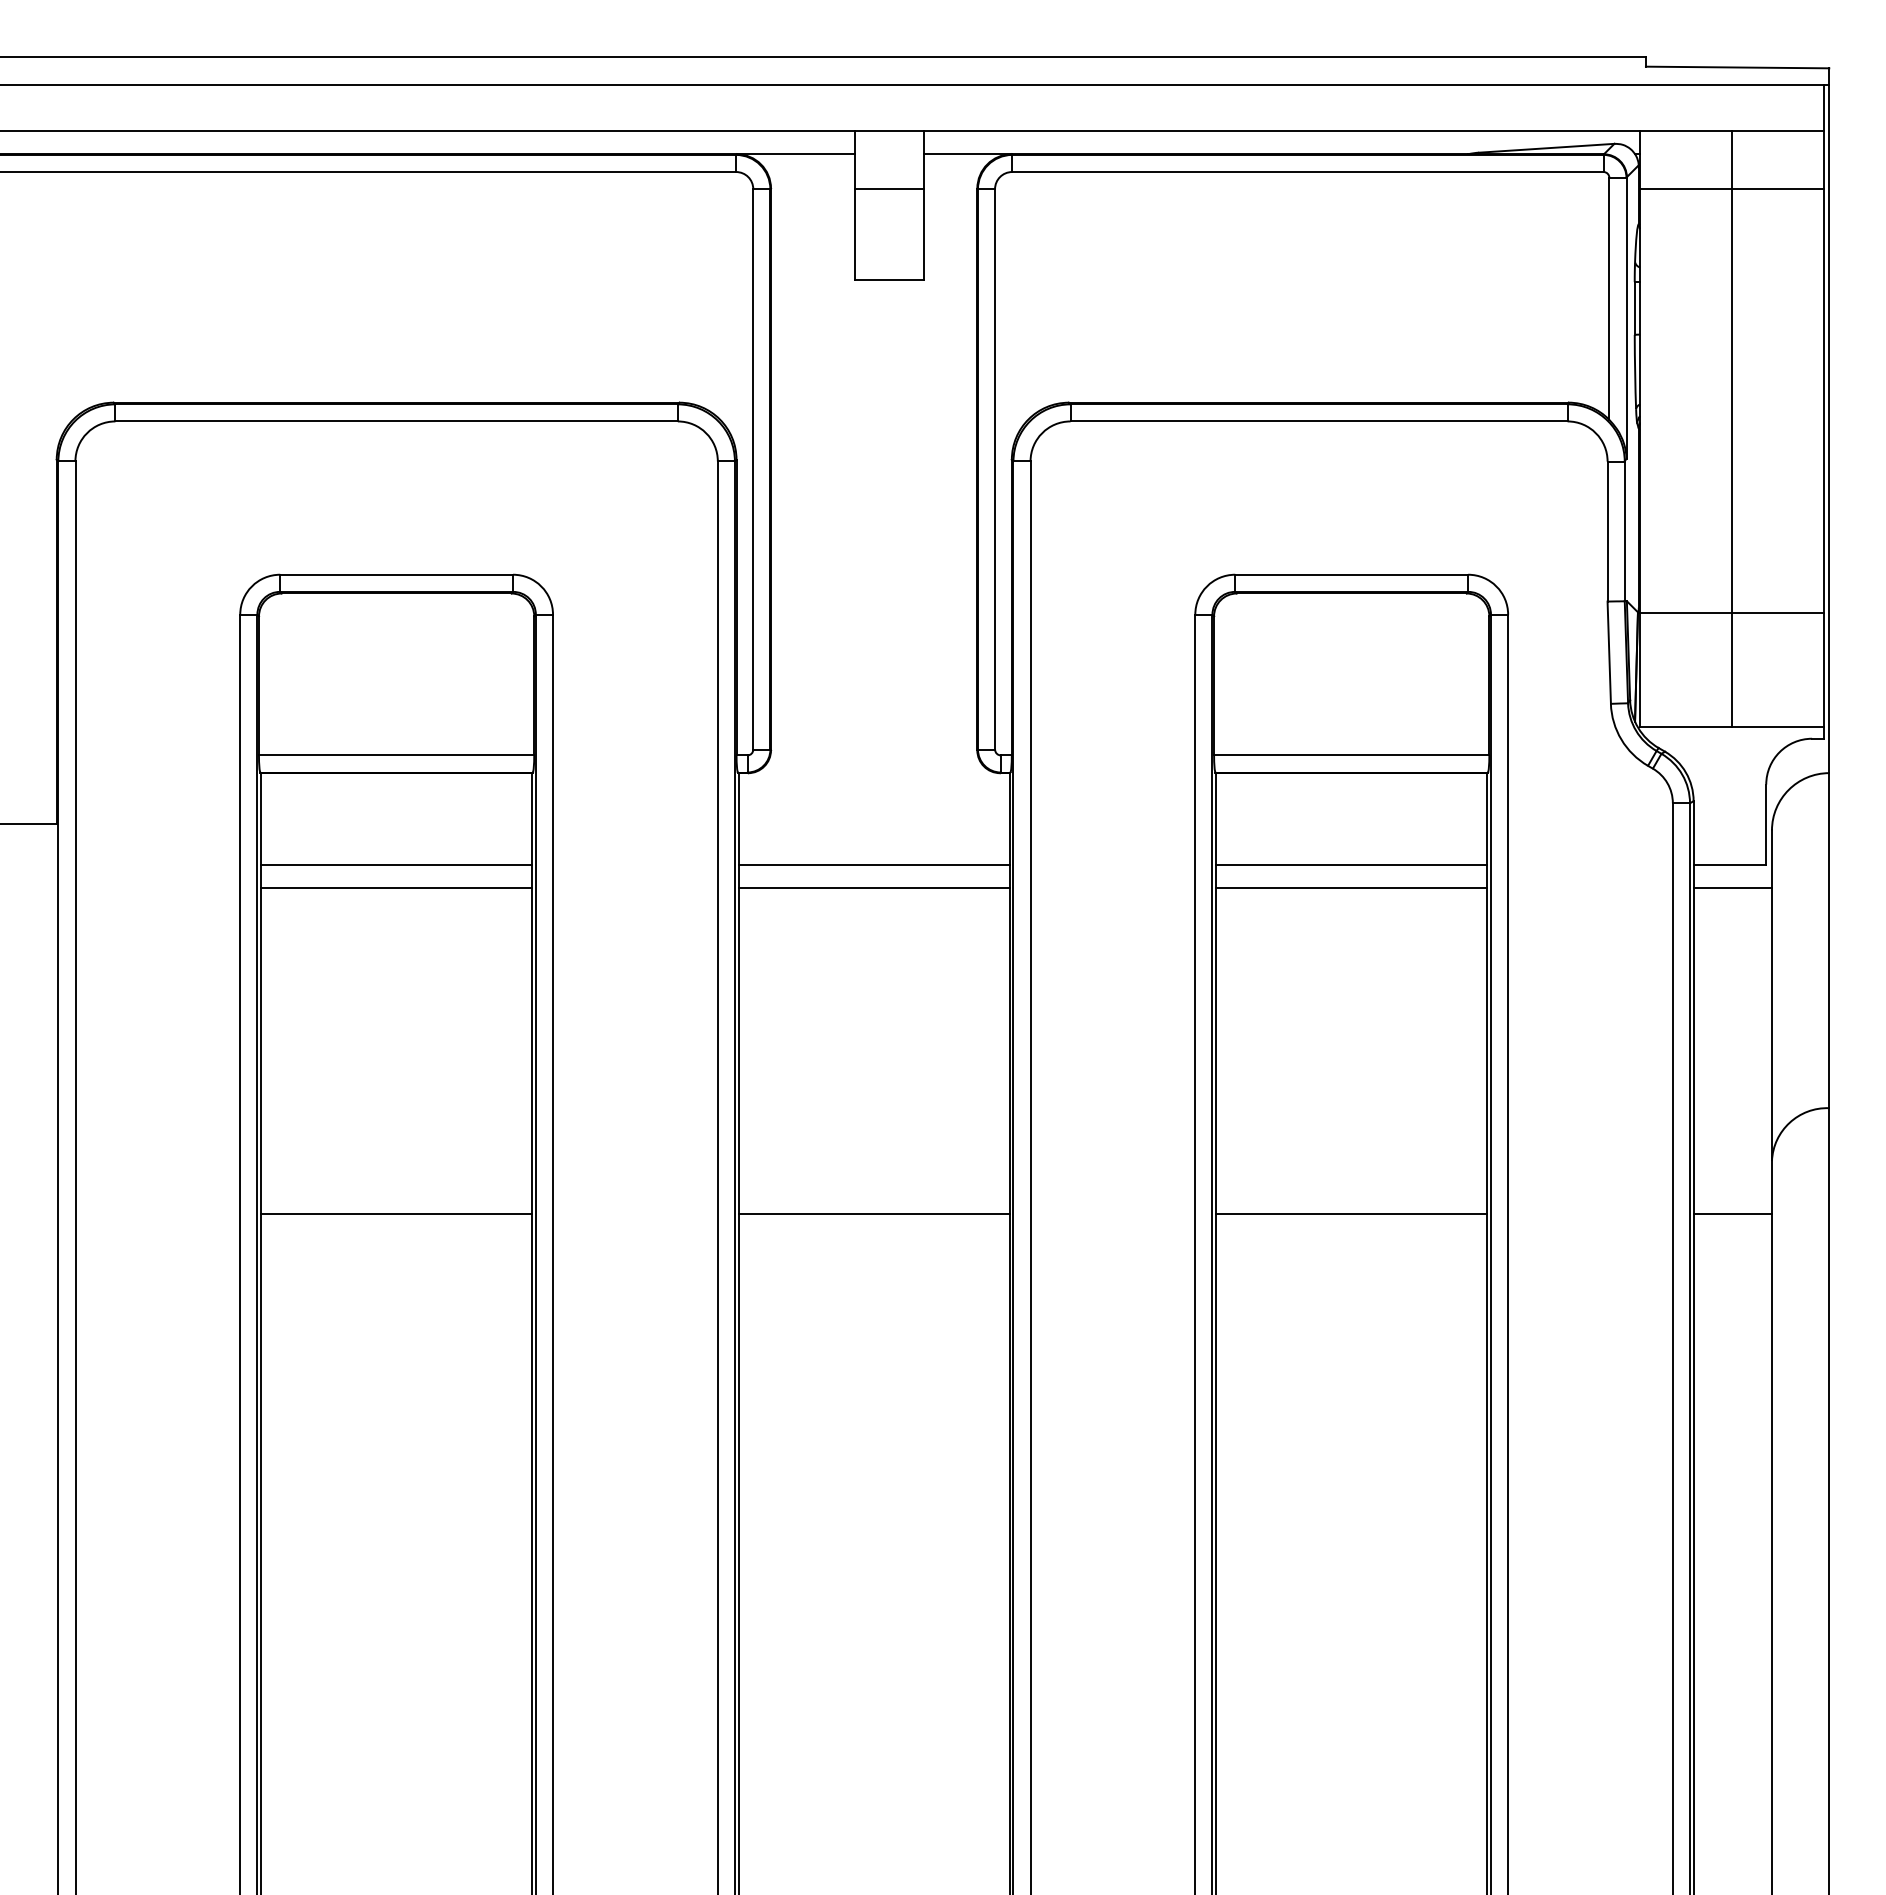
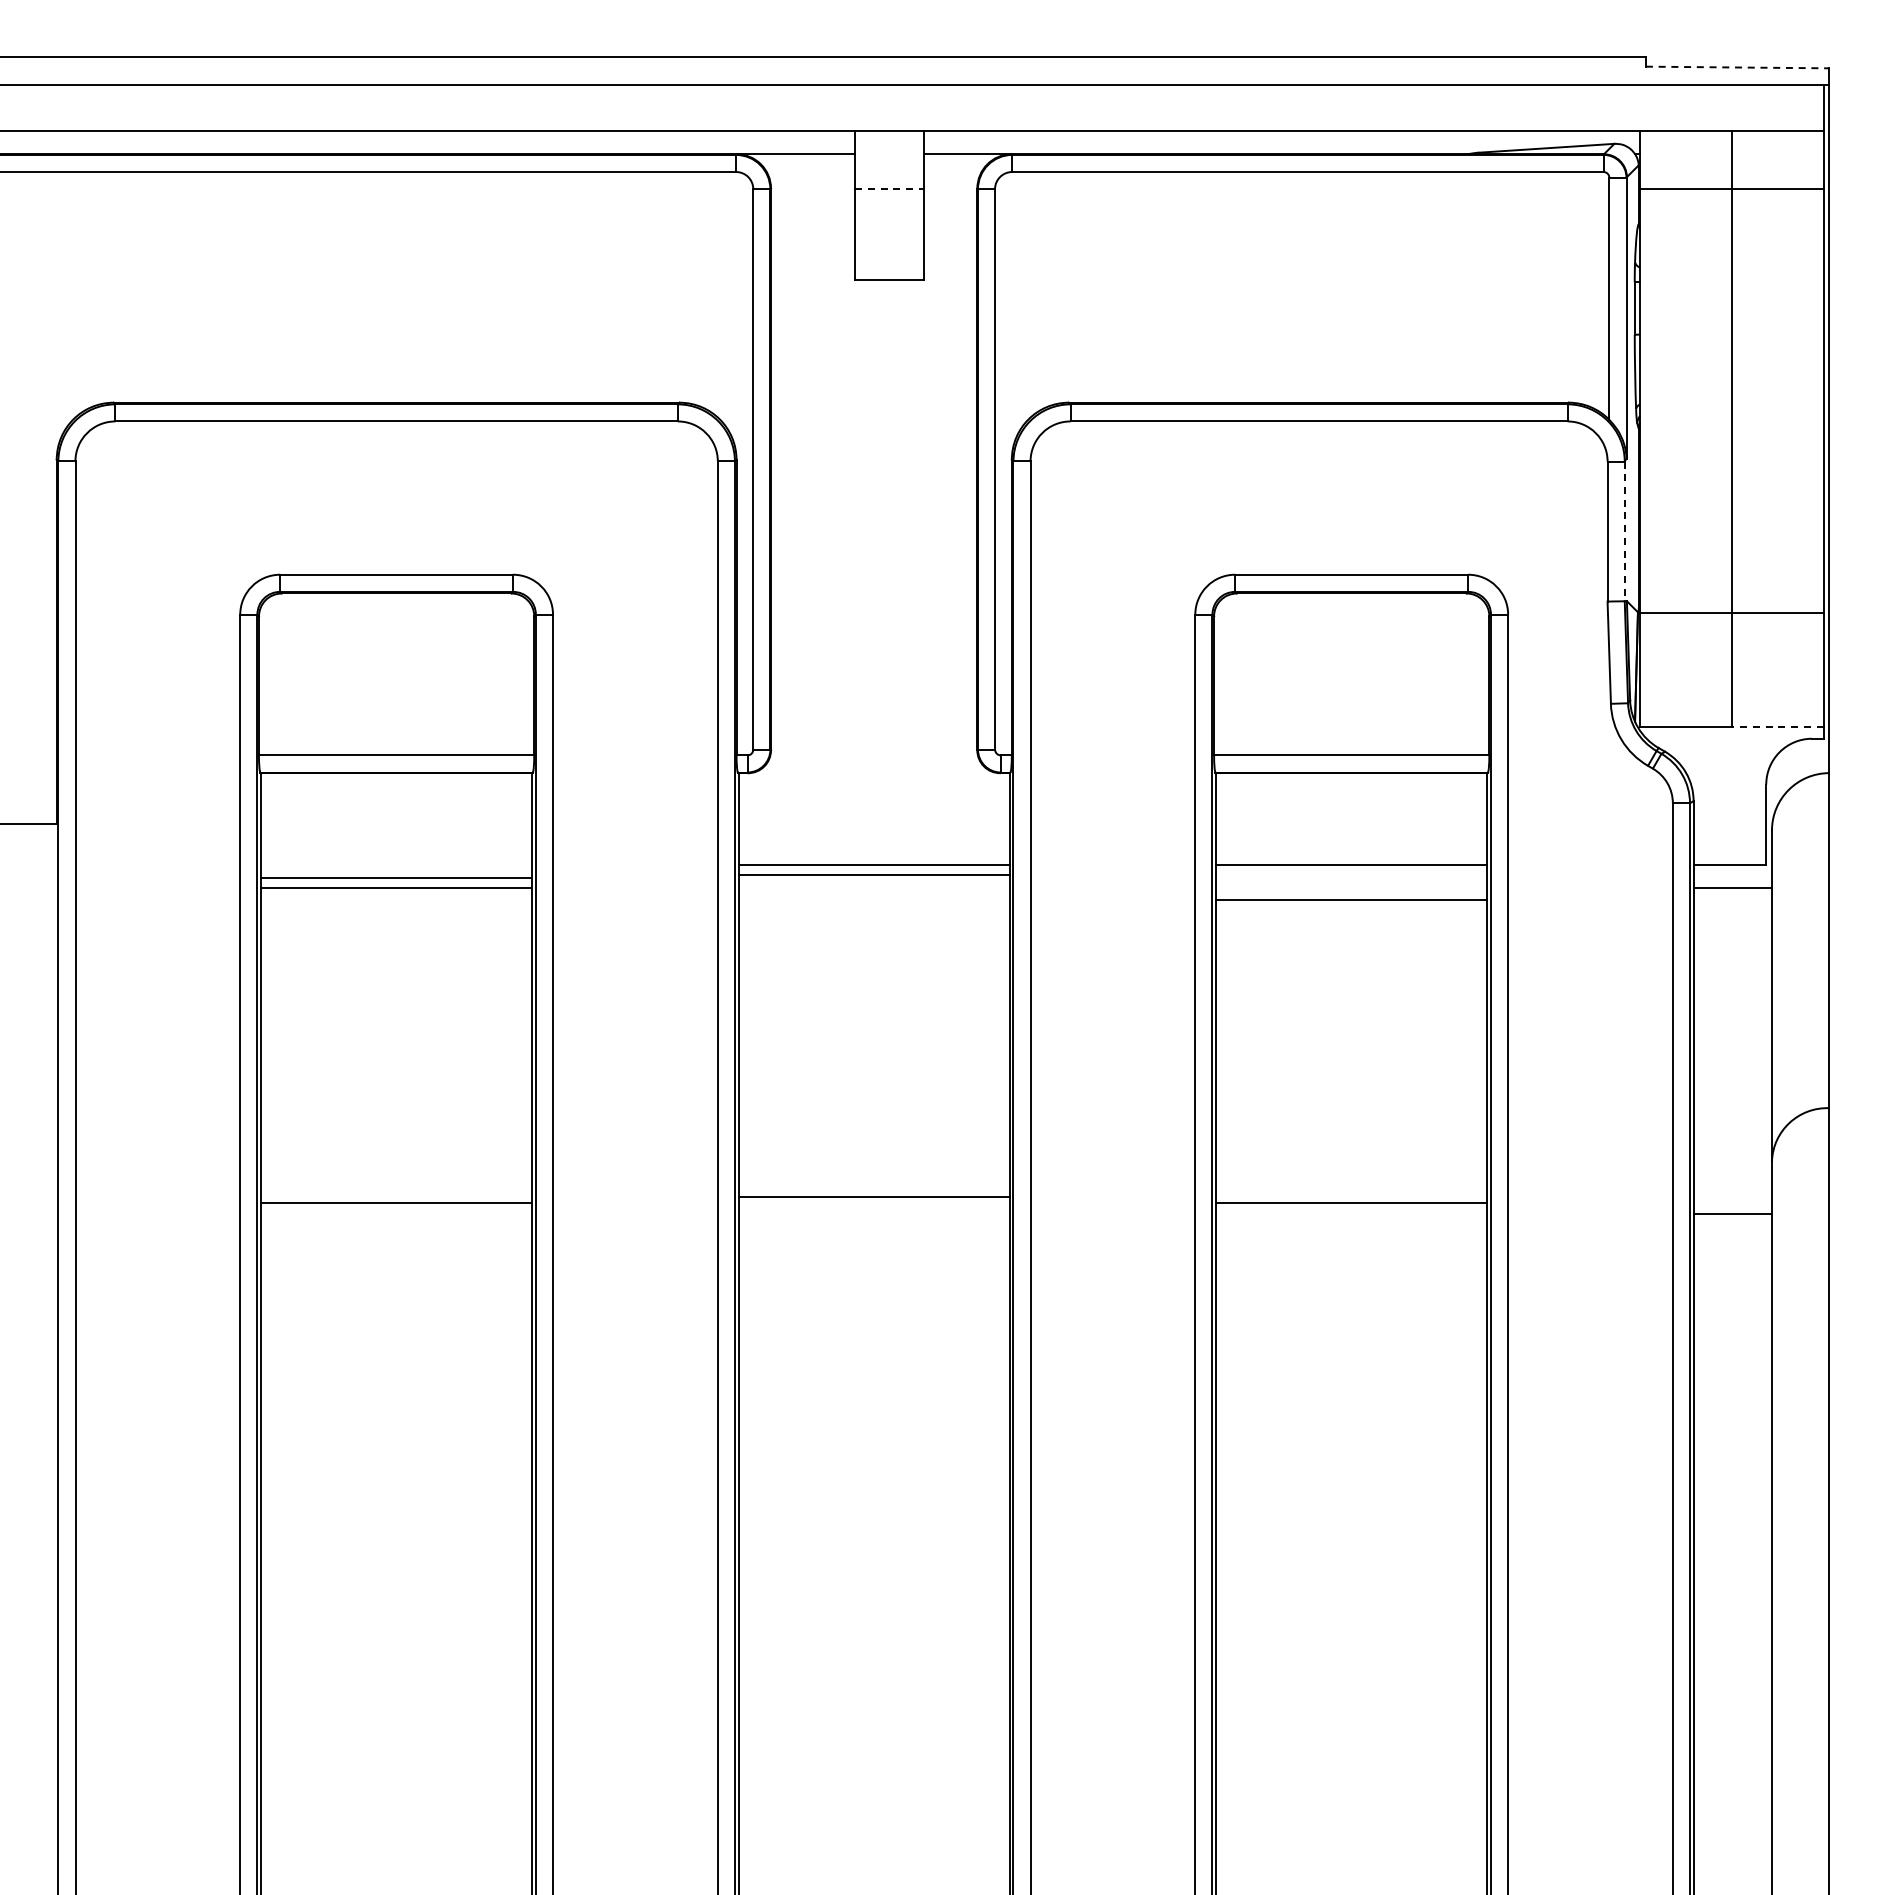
line: solid -> dashed (1737, 67)
line: solid -> dashed (889, 188)
line: solid -> dashed (1624, 531)
line: solid -> dashed (1777, 727)
line position: (396, 864) -> (396, 877) (396, 877)
line position: (873, 887) -> (873, 874) (873, 874)
line position: (1351, 887) -> (1351, 899) (1351, 899)
line position: (396, 1213) -> (396, 1202) (396, 1202)
line position: (873, 1213) -> (873, 1196) (873, 1196)
line position: (1351, 1213) -> (1351, 1202) (1351, 1202)
